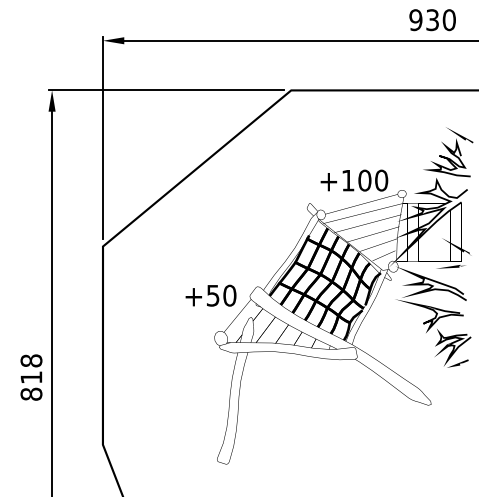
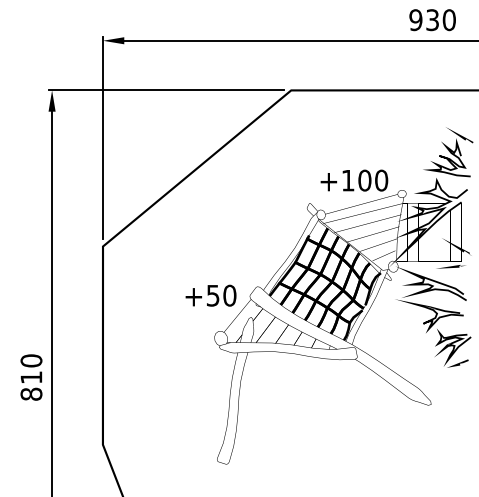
text: 818 -> 810 (31, 360)
